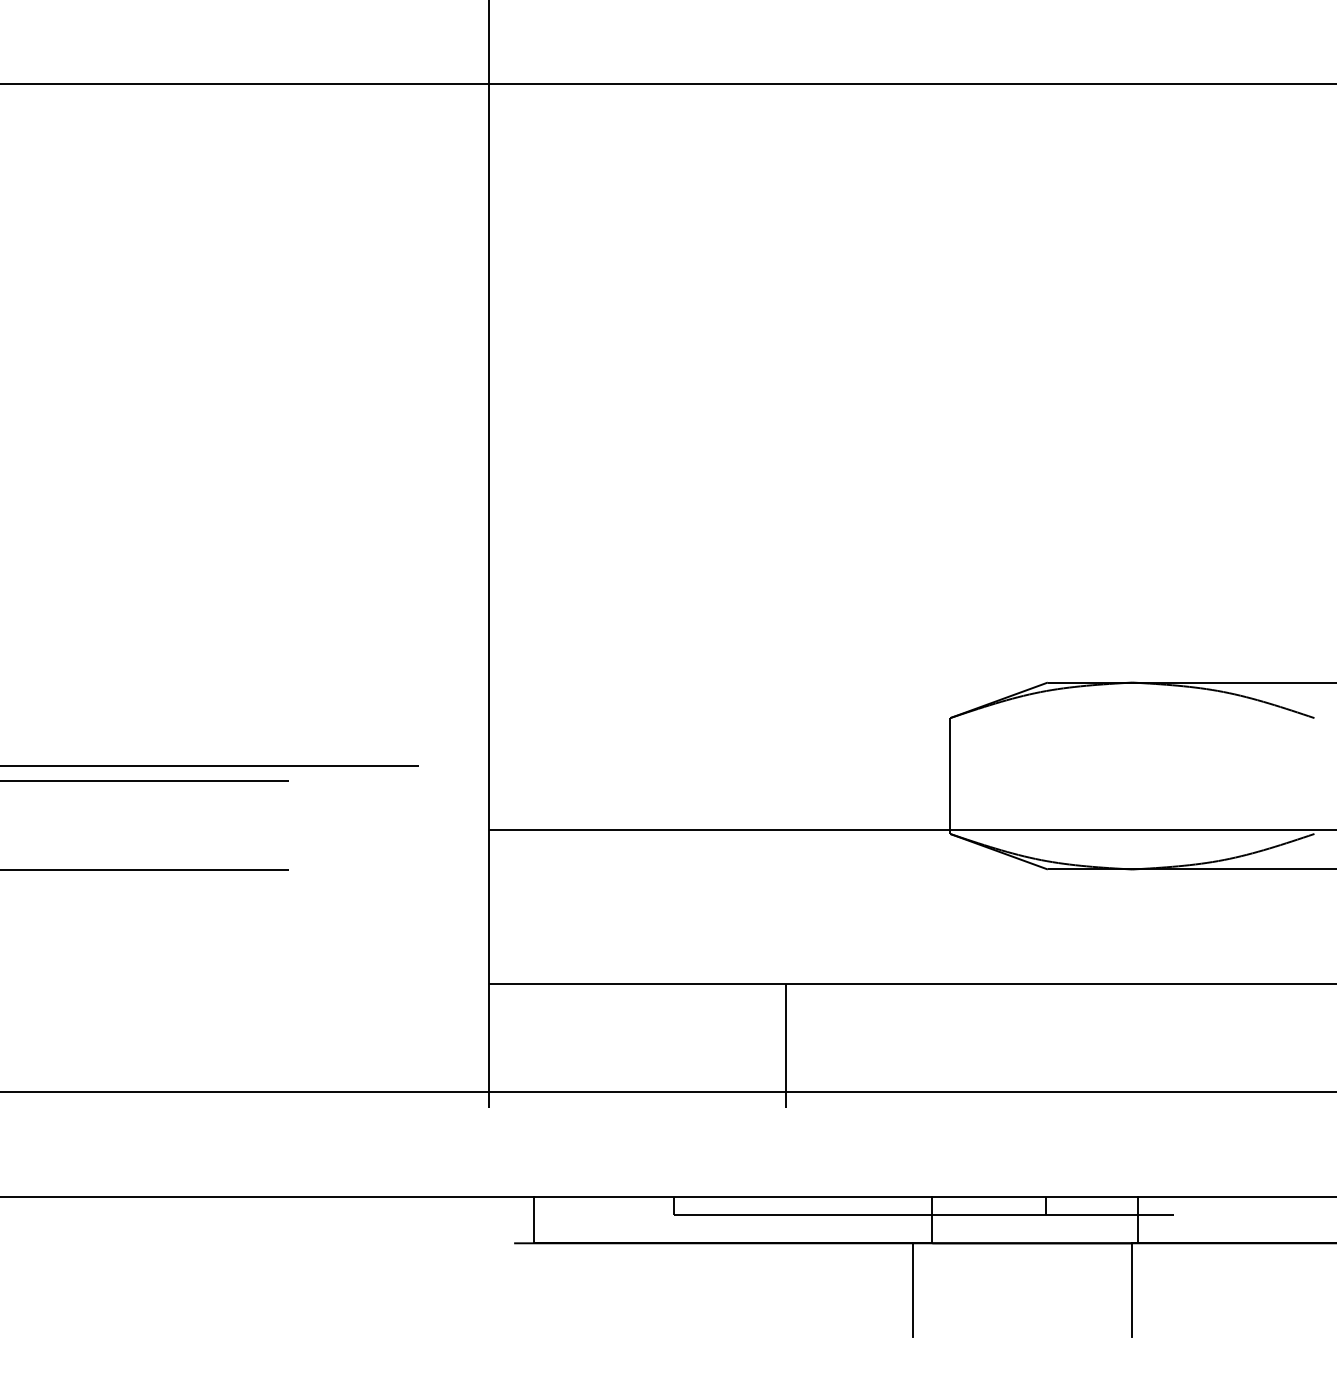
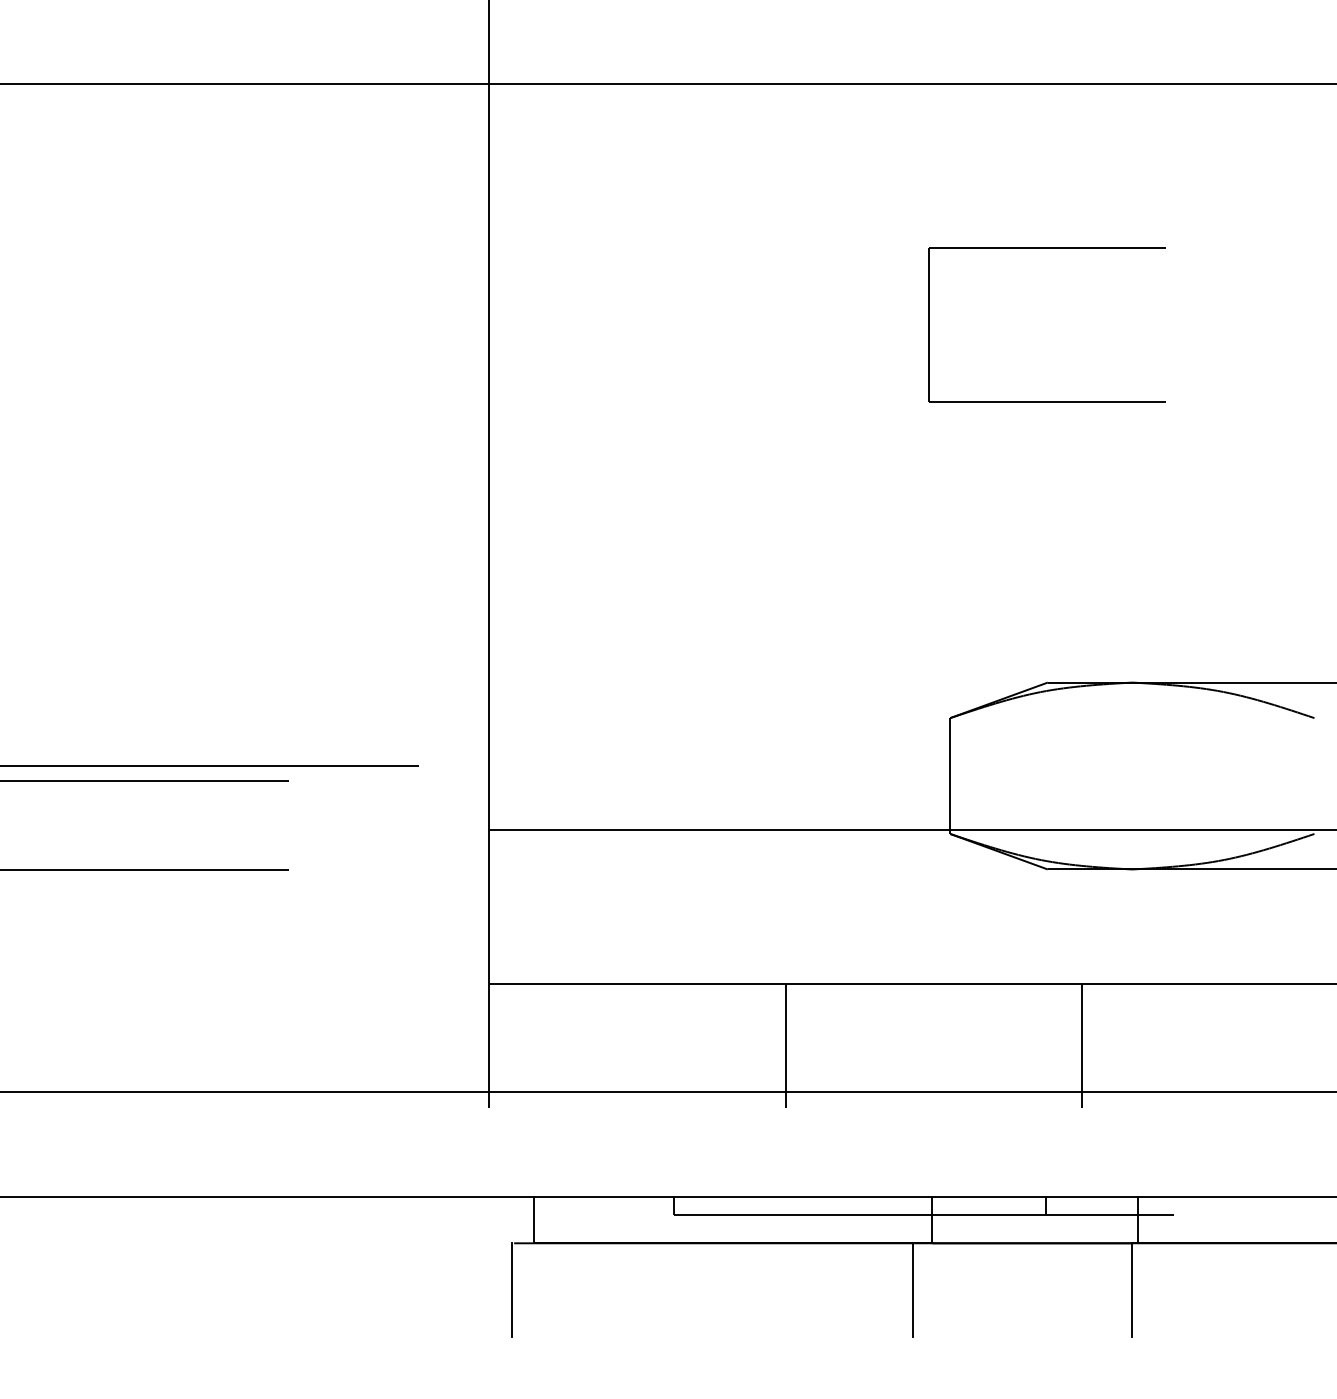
part: none -> present (1046, 248)
line: none -> present (1082, 1045)
line: none -> present (511, 1289)
